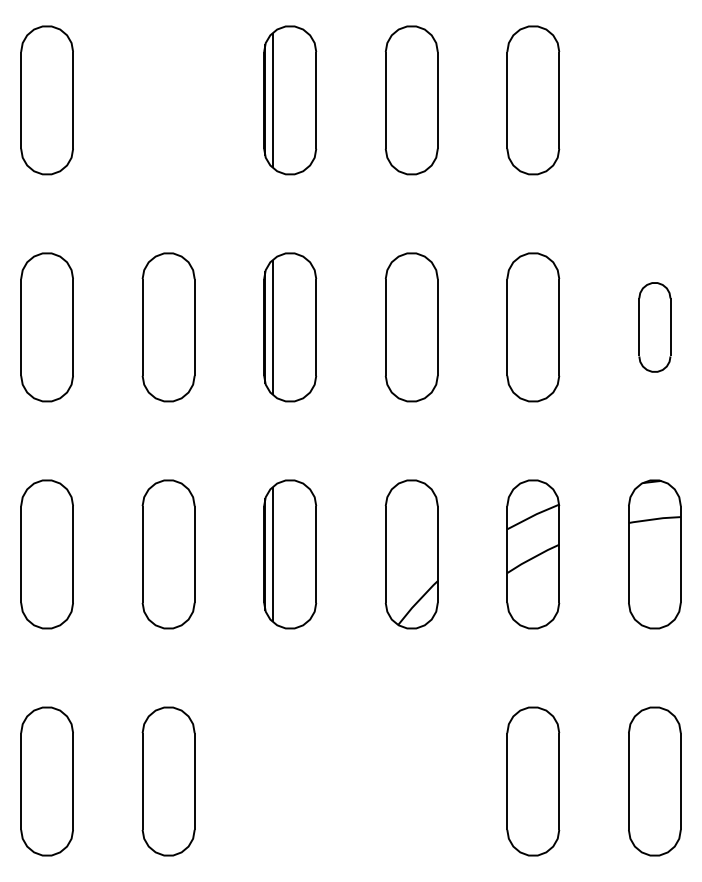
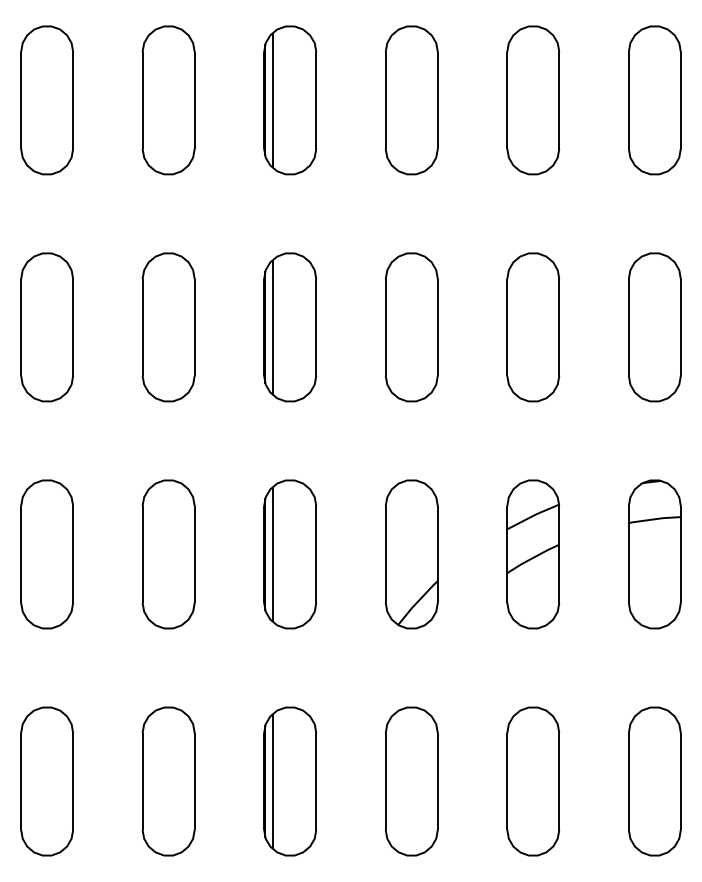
part: none -> present (168, 100)
part: none -> present (654, 100)
part size: 34x91 px -> 54x151 px (654, 327)
part: none -> present (290, 781)
part: none -> present (411, 781)
